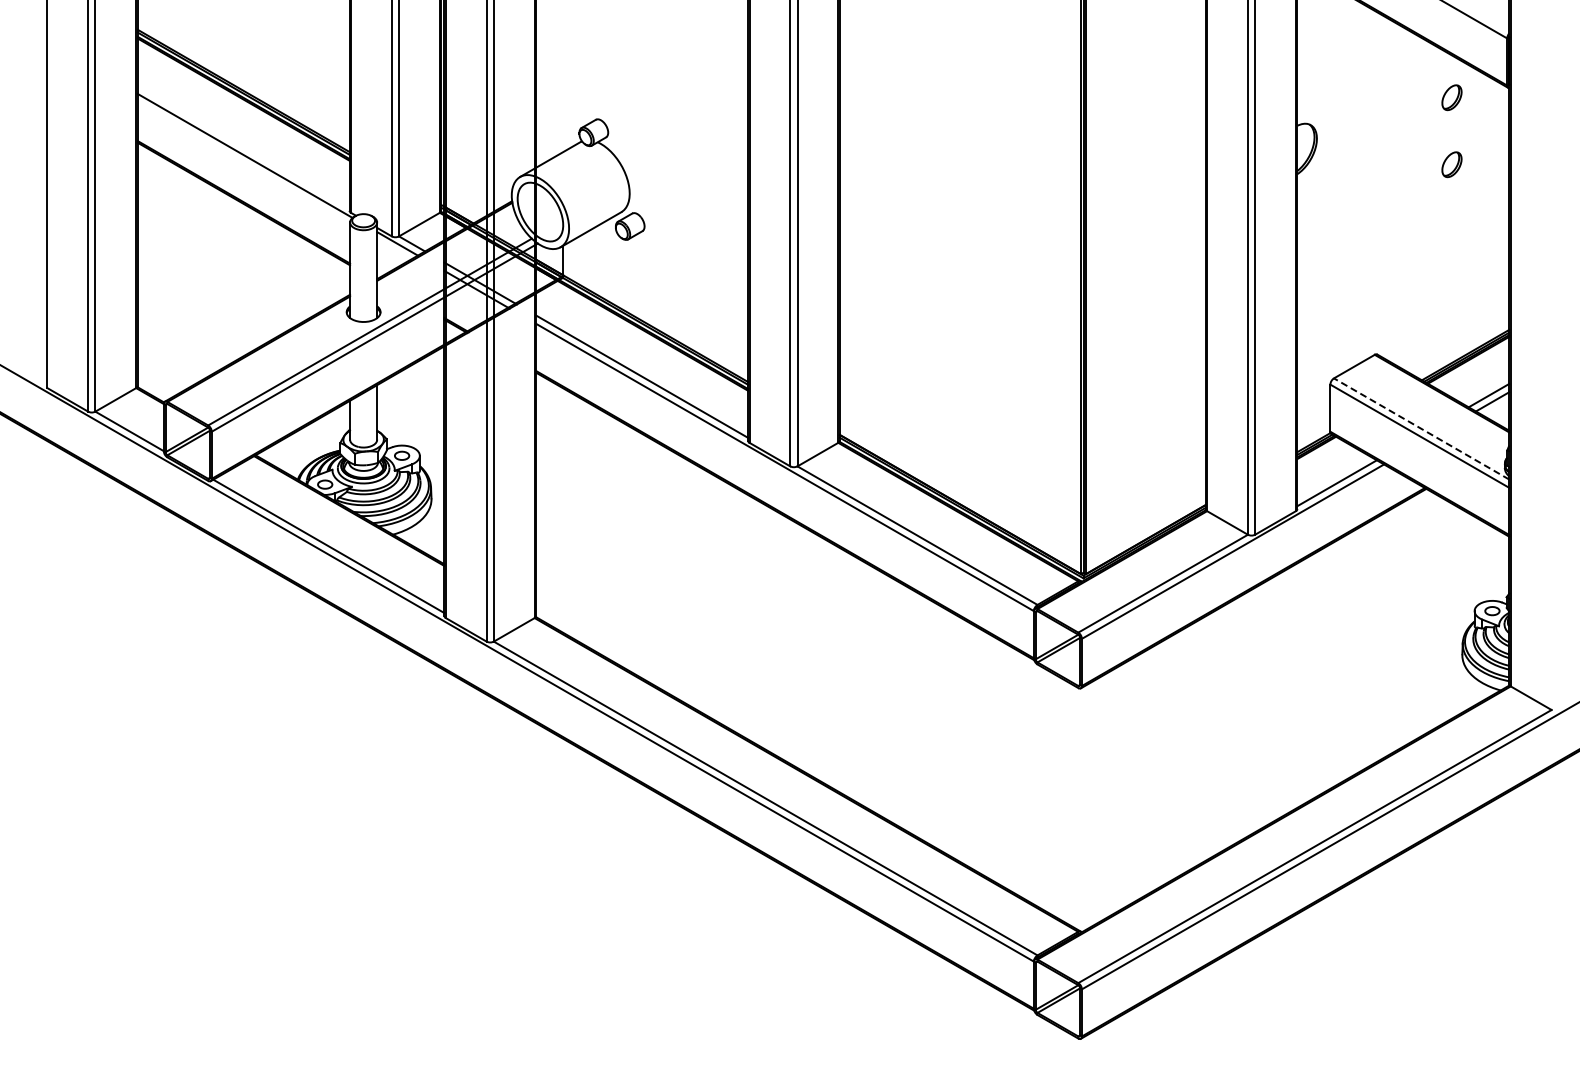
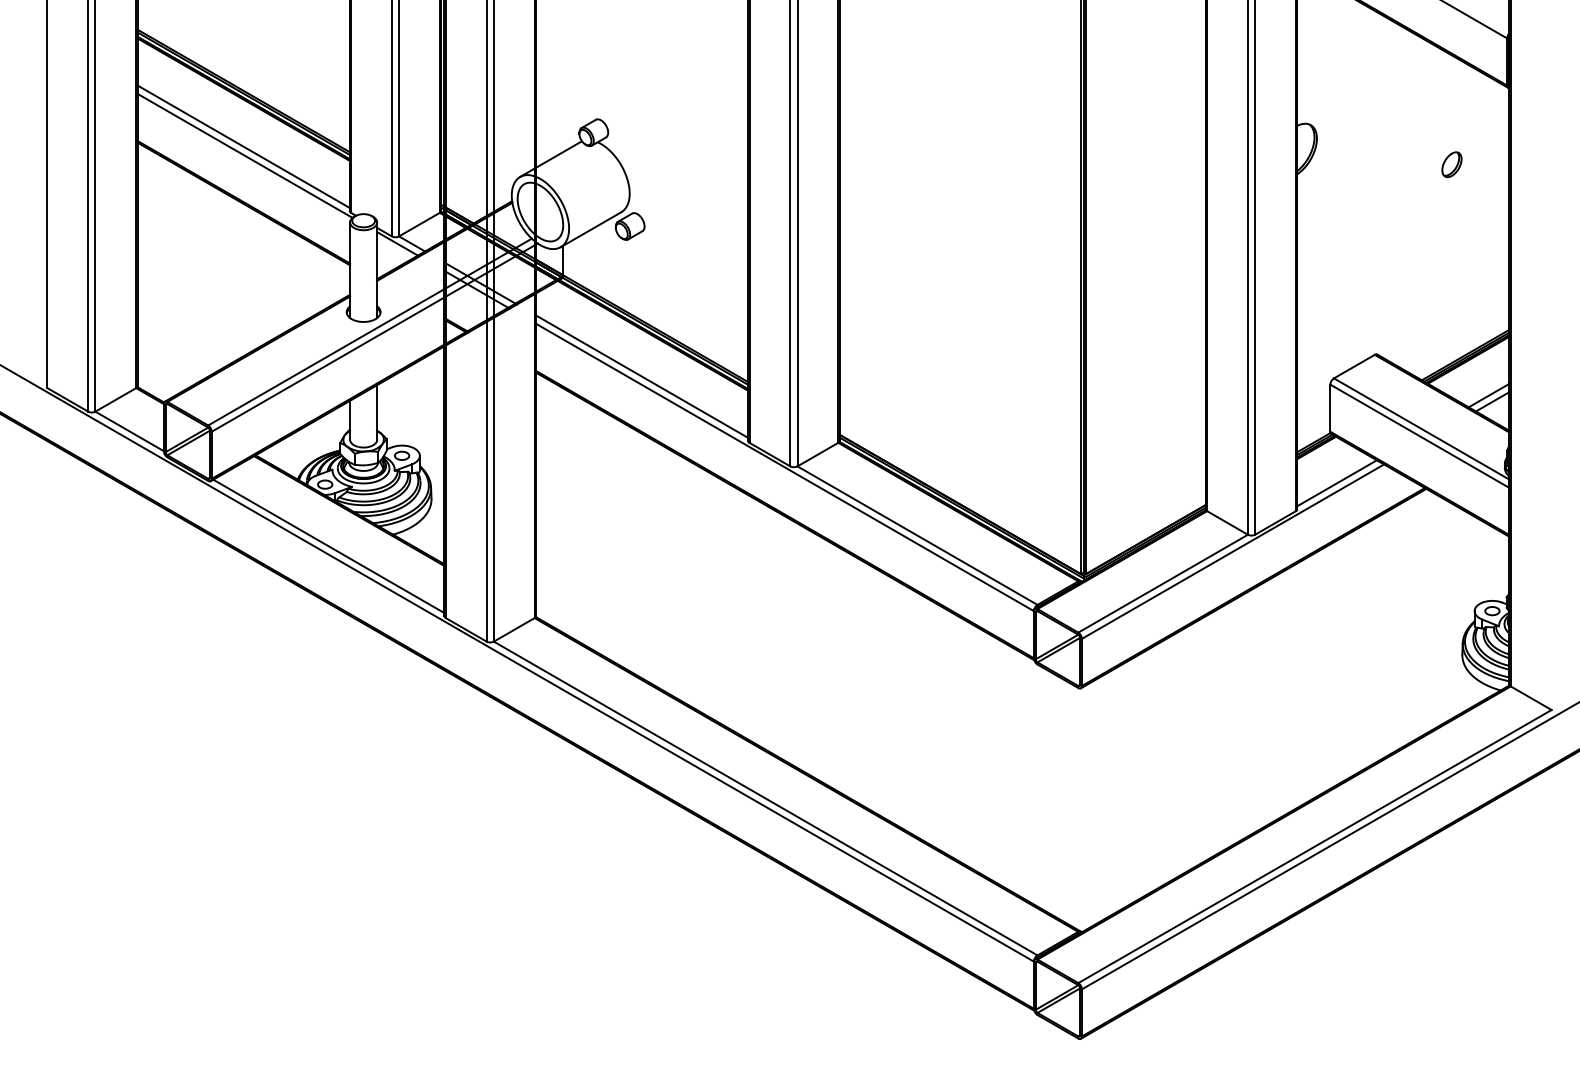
part: present -> none (1451, 97)
line: none -> present (243, 146)
line: dashed -> solid (1421, 428)
